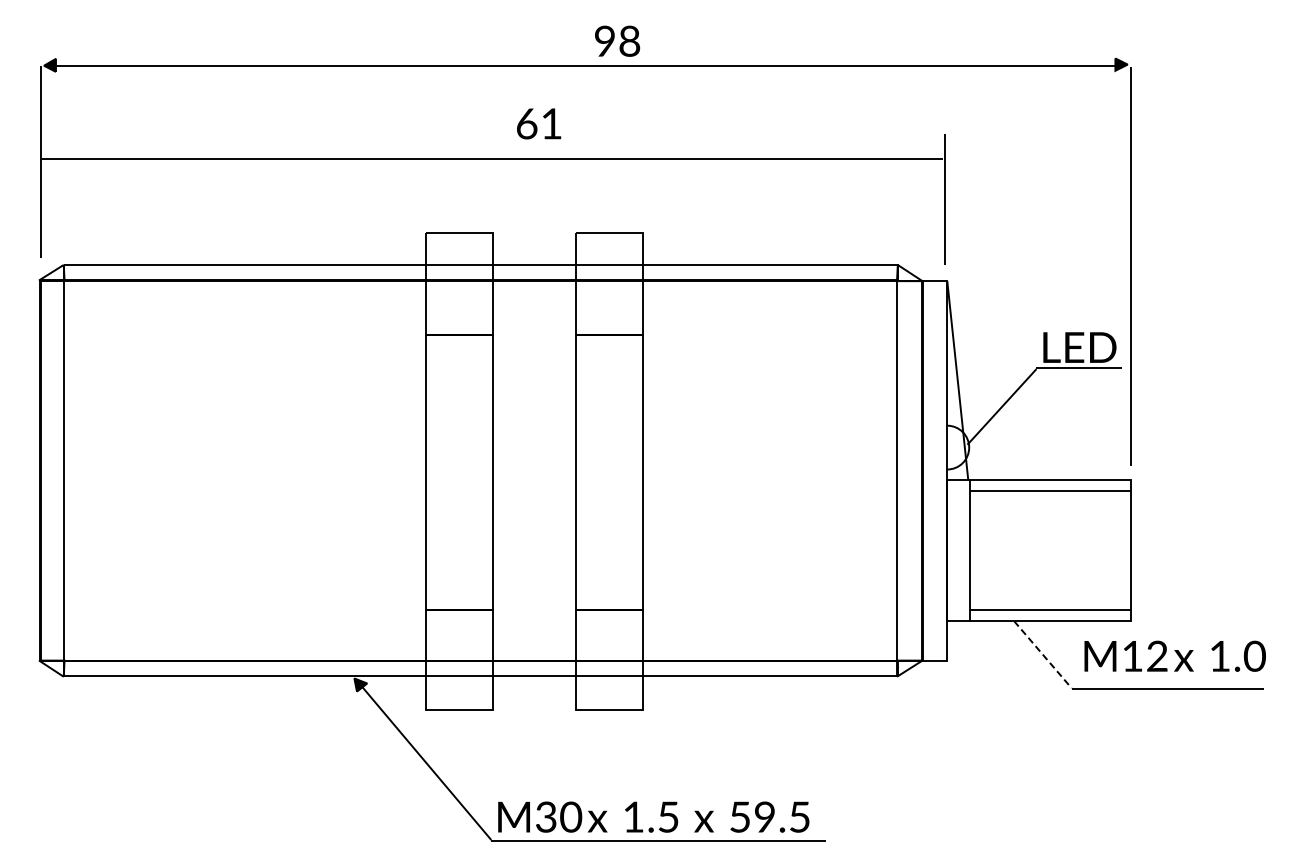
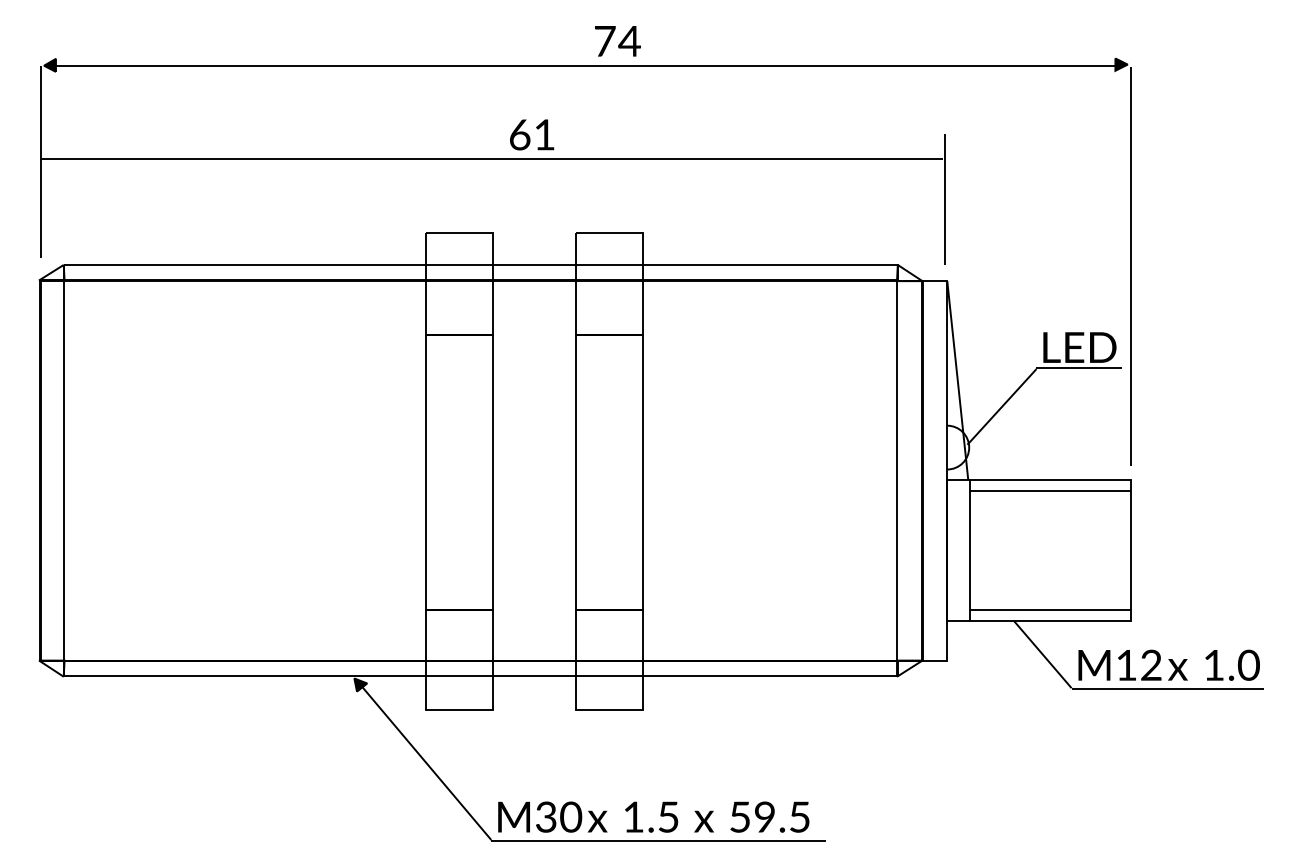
text: 98 -> 74 (617, 40)
text position: (539, 123) -> (532, 134) (532, 134)
line: dashed -> solid (1043, 655)
text position: (1174, 655) -> (1168, 664) (1168, 664)
